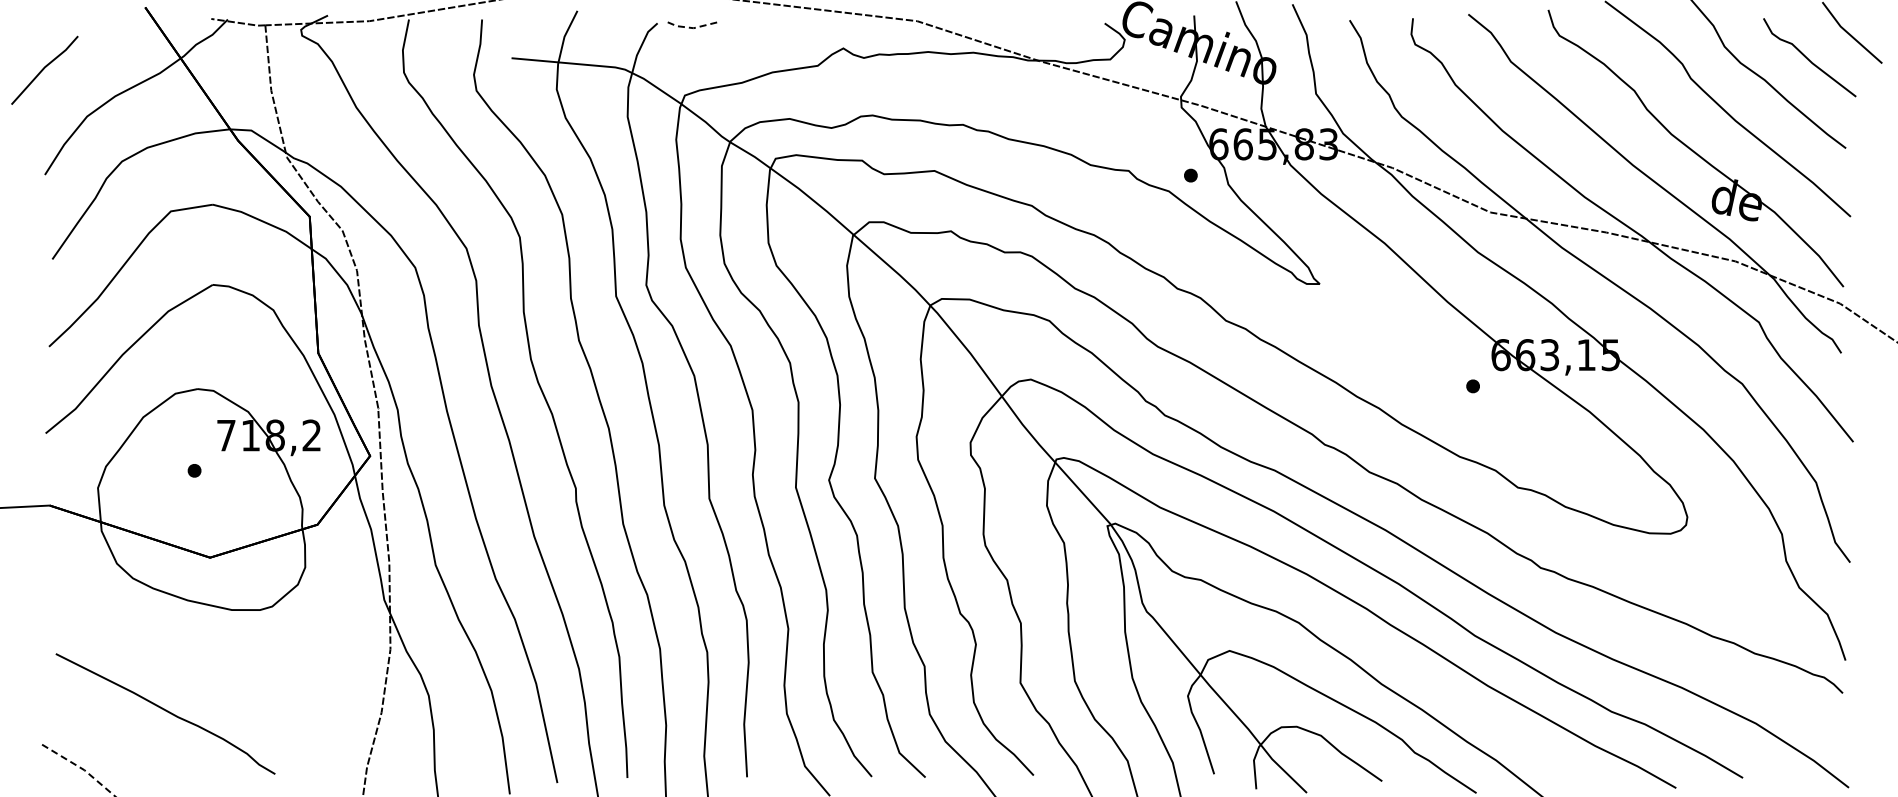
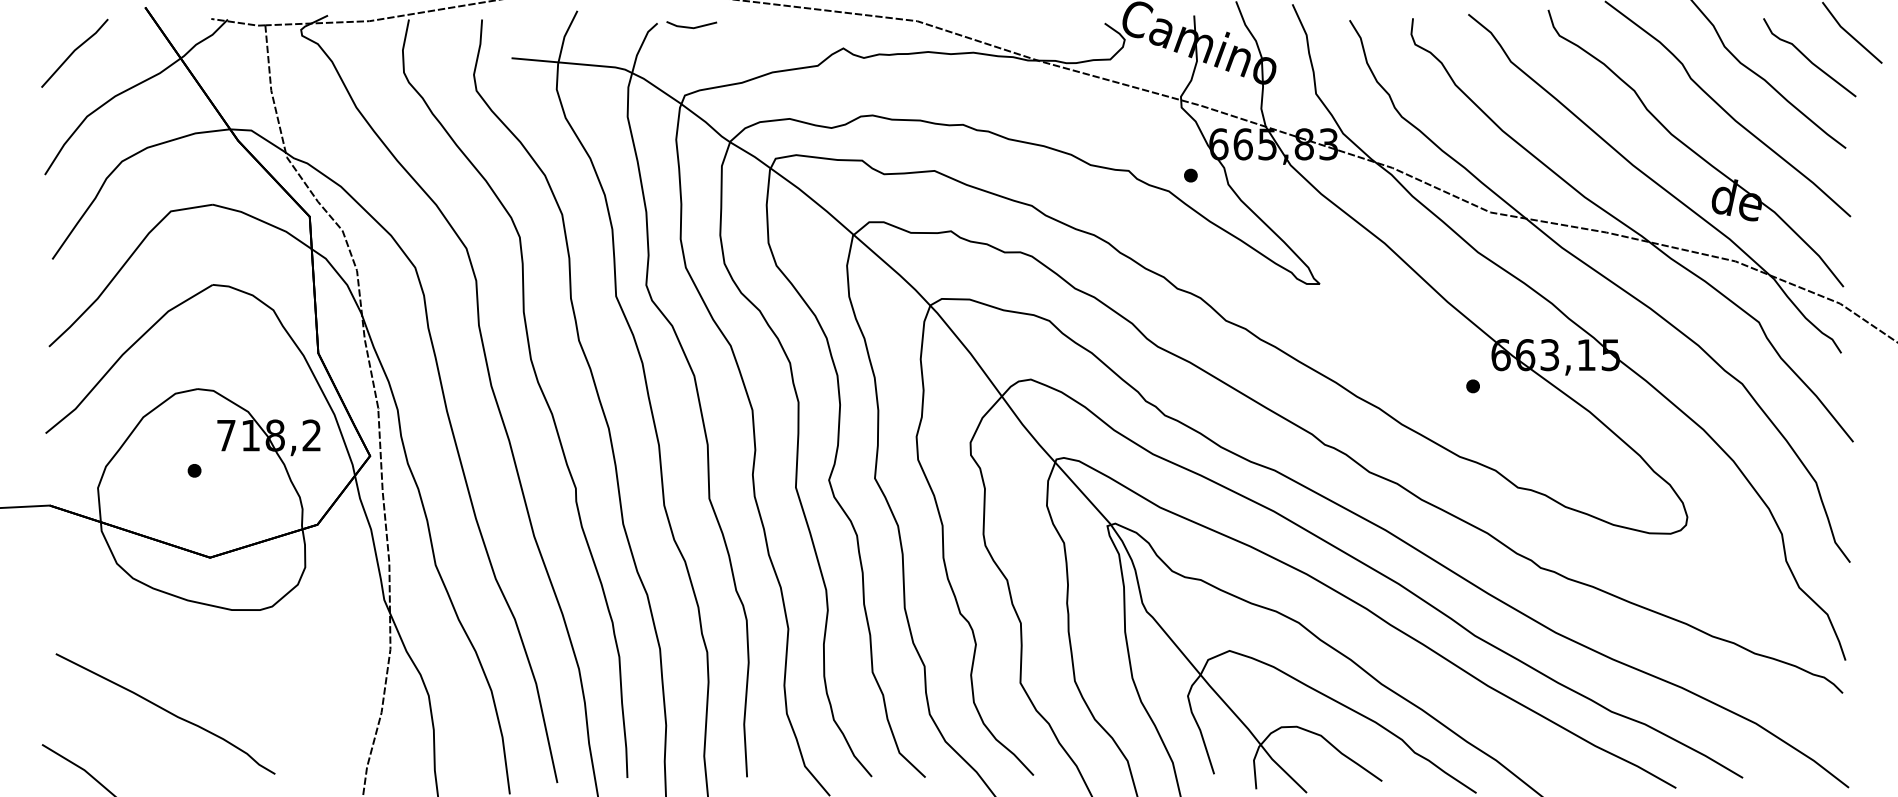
line: dashed -> solid (691, 27)
line position: (44, 69) -> (74, 52) (74, 52)
line: dashed -> solid (81, 768)
